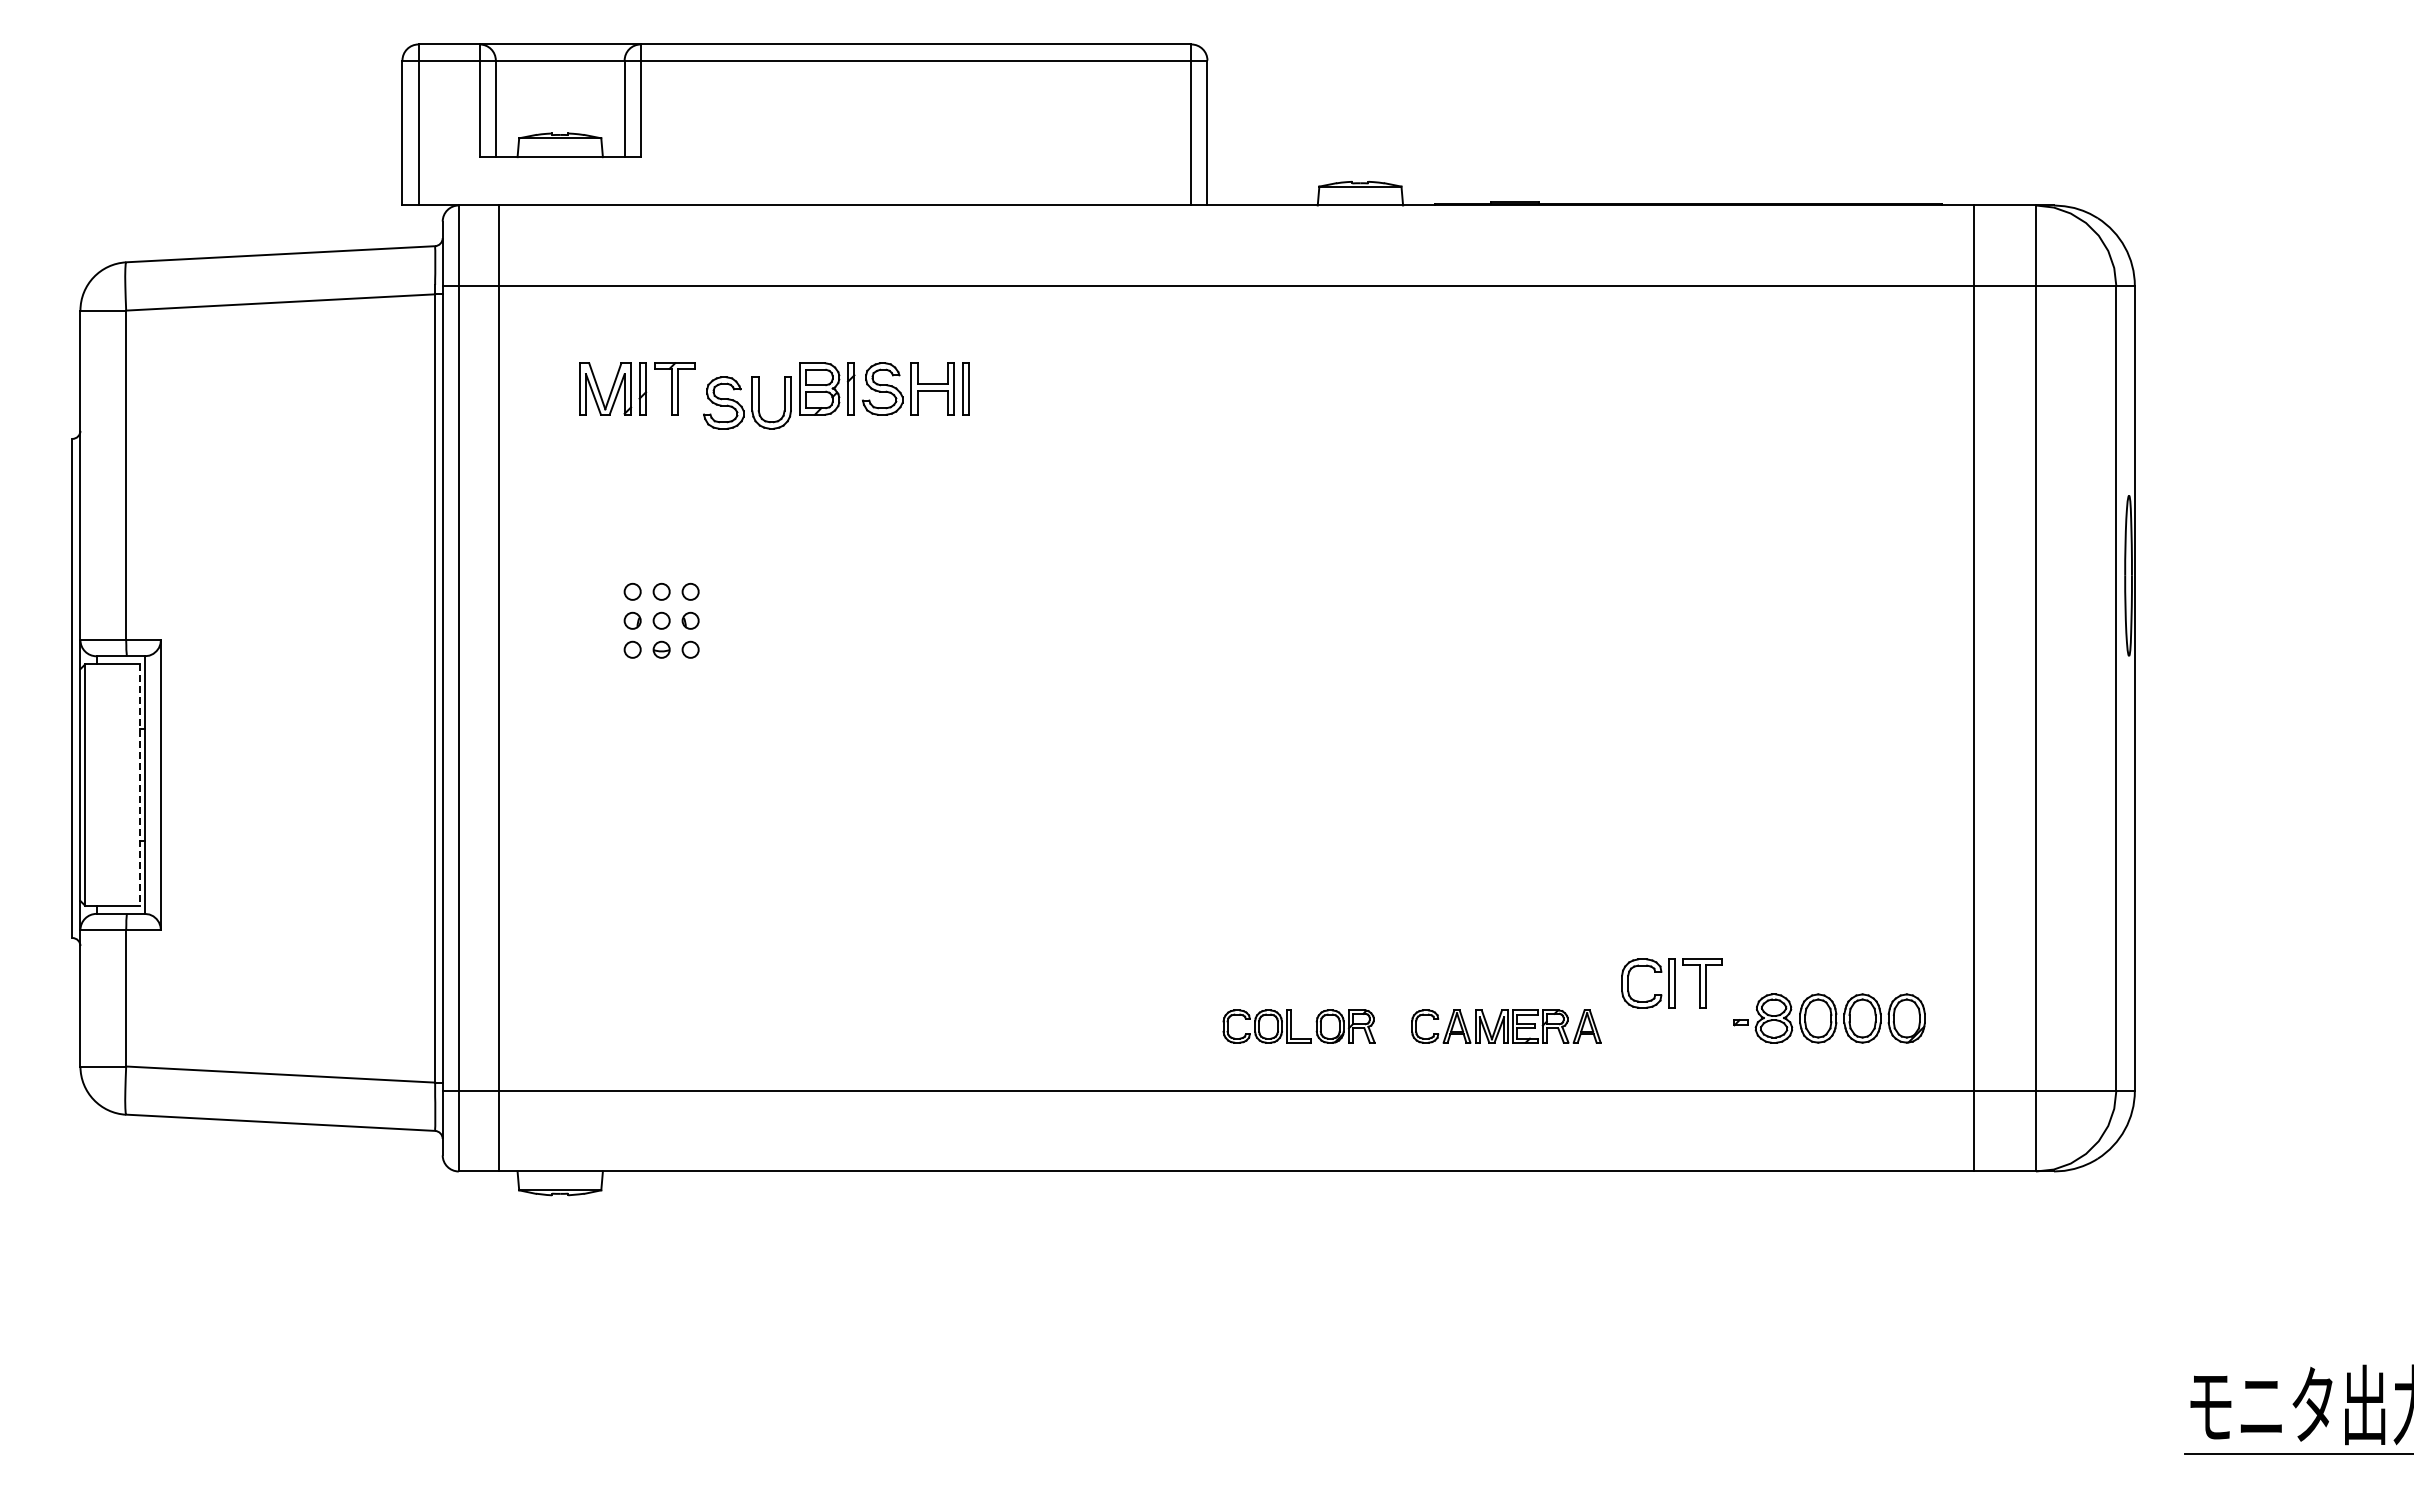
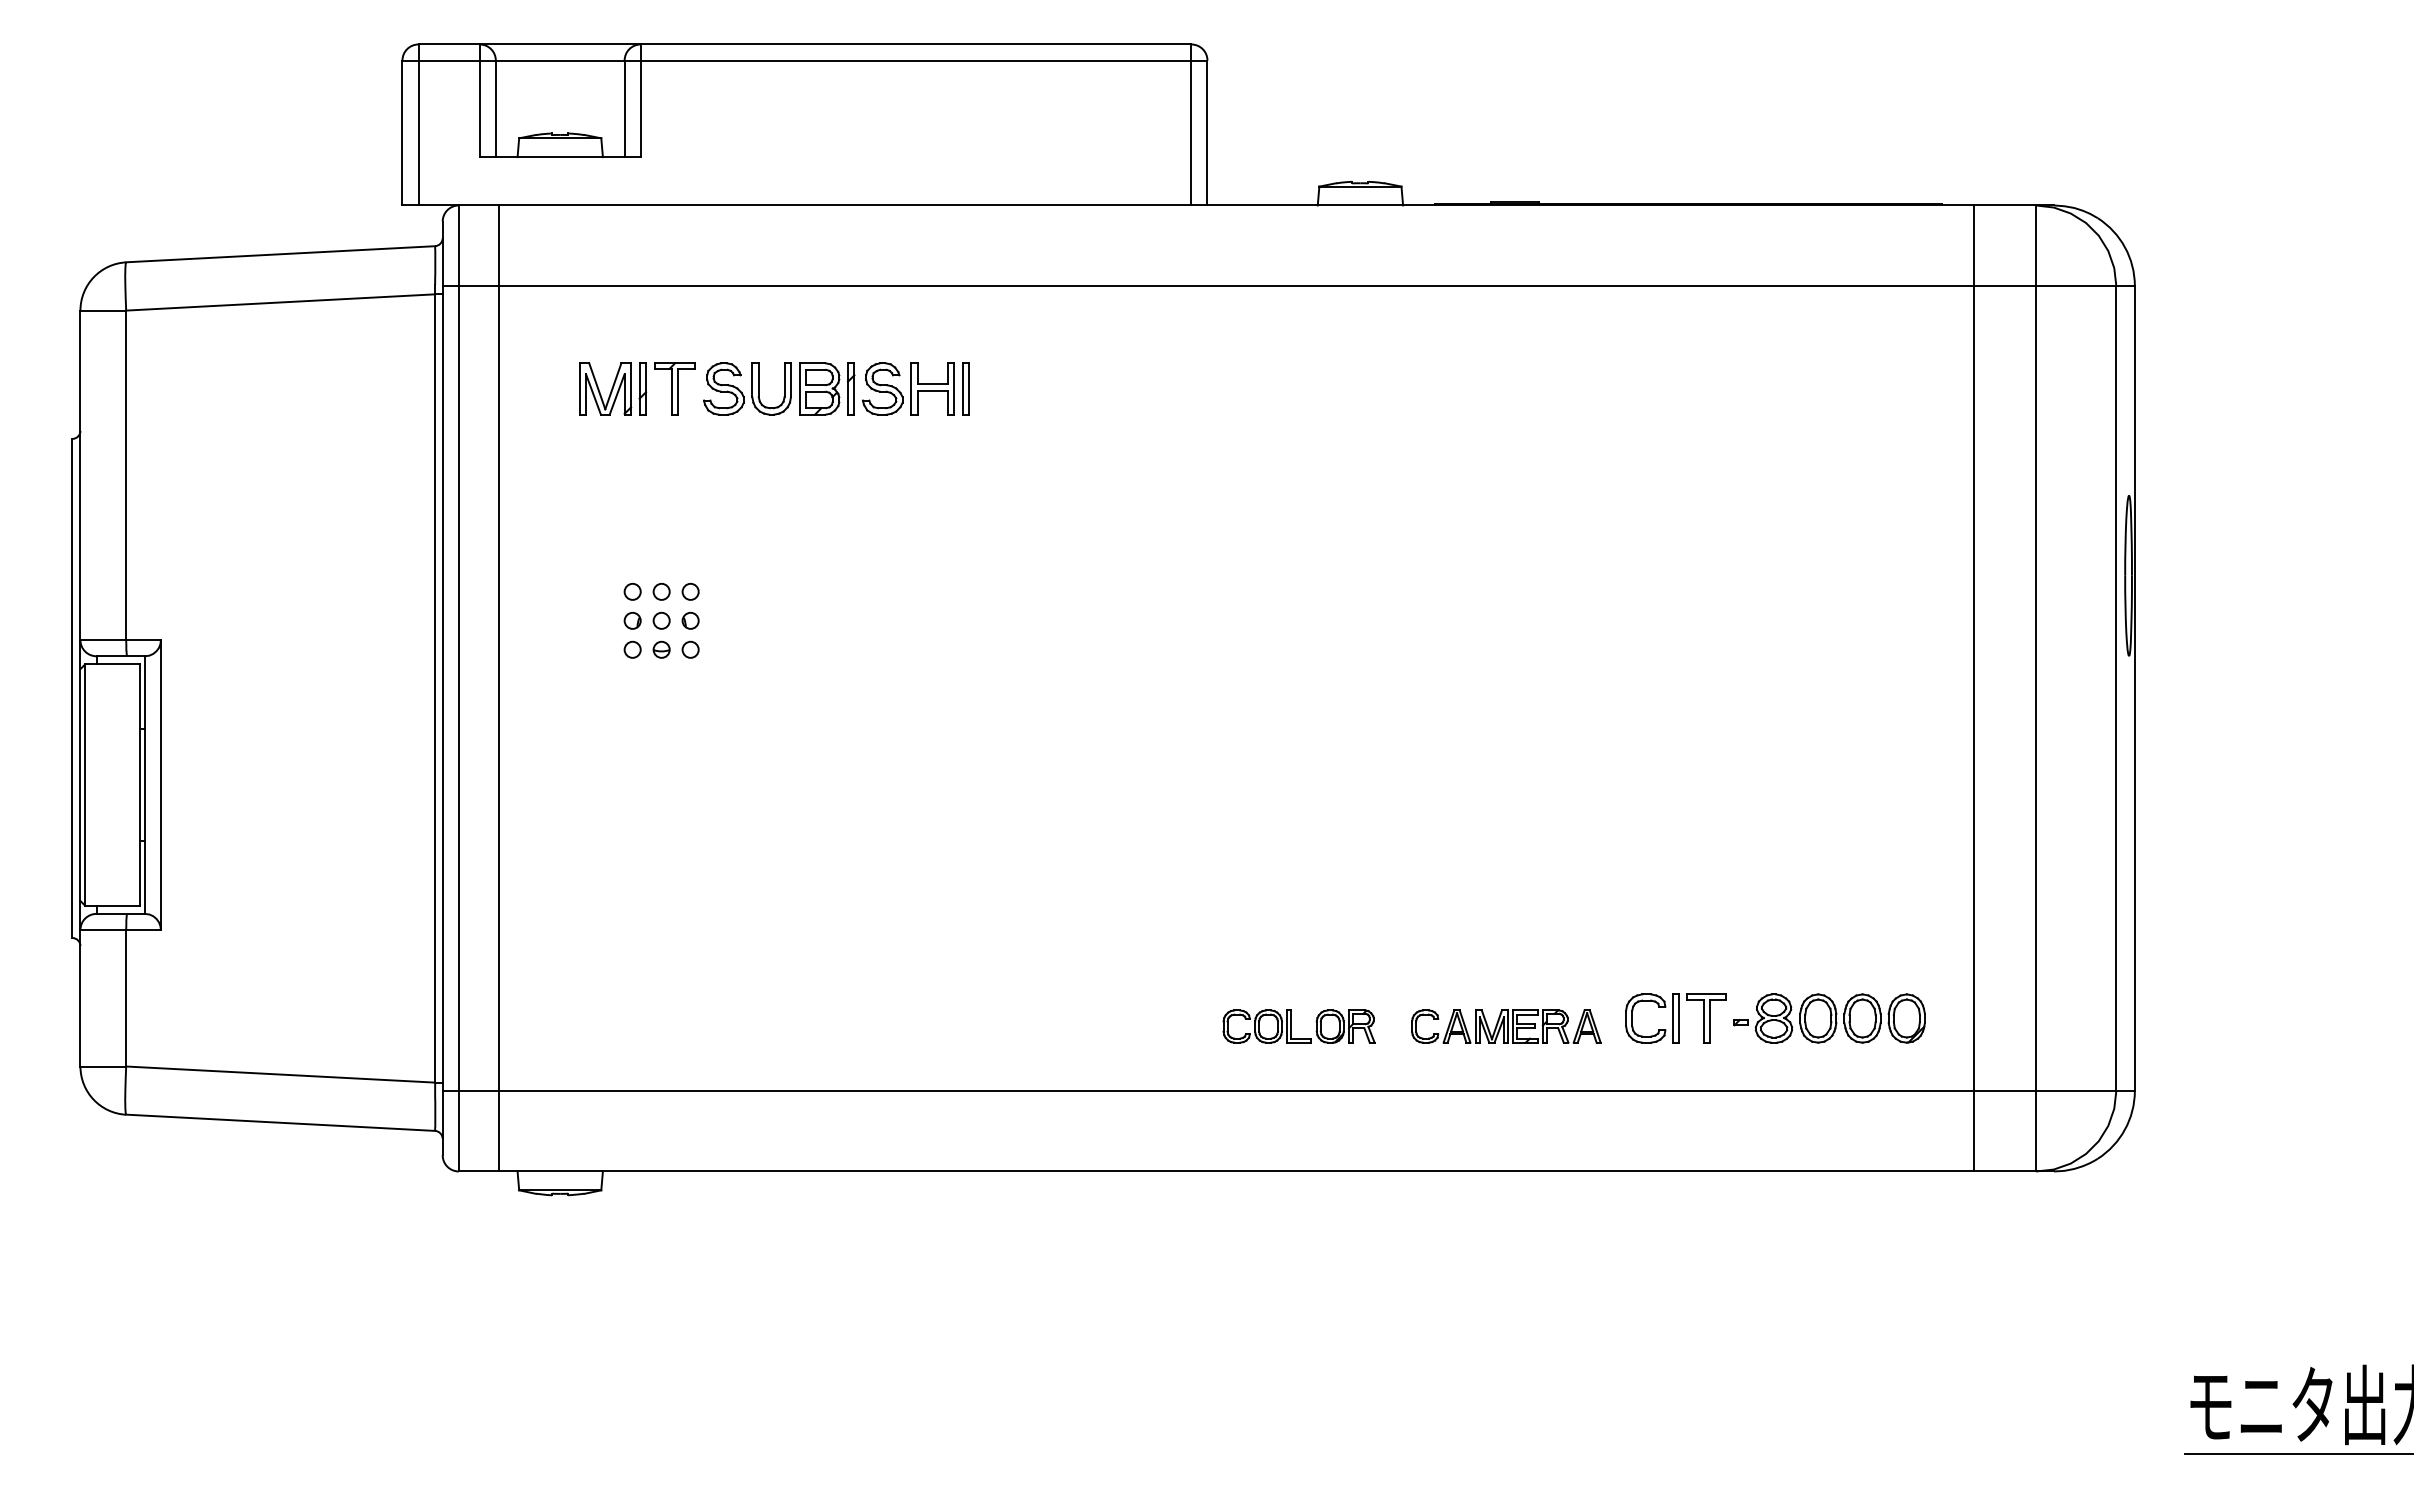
part position: (747, 402) -> (747, 388) (747, 388)
line: dashed -> solid (140, 785)
part position: (1671, 983) -> (1675, 1018) (1675, 1018)
